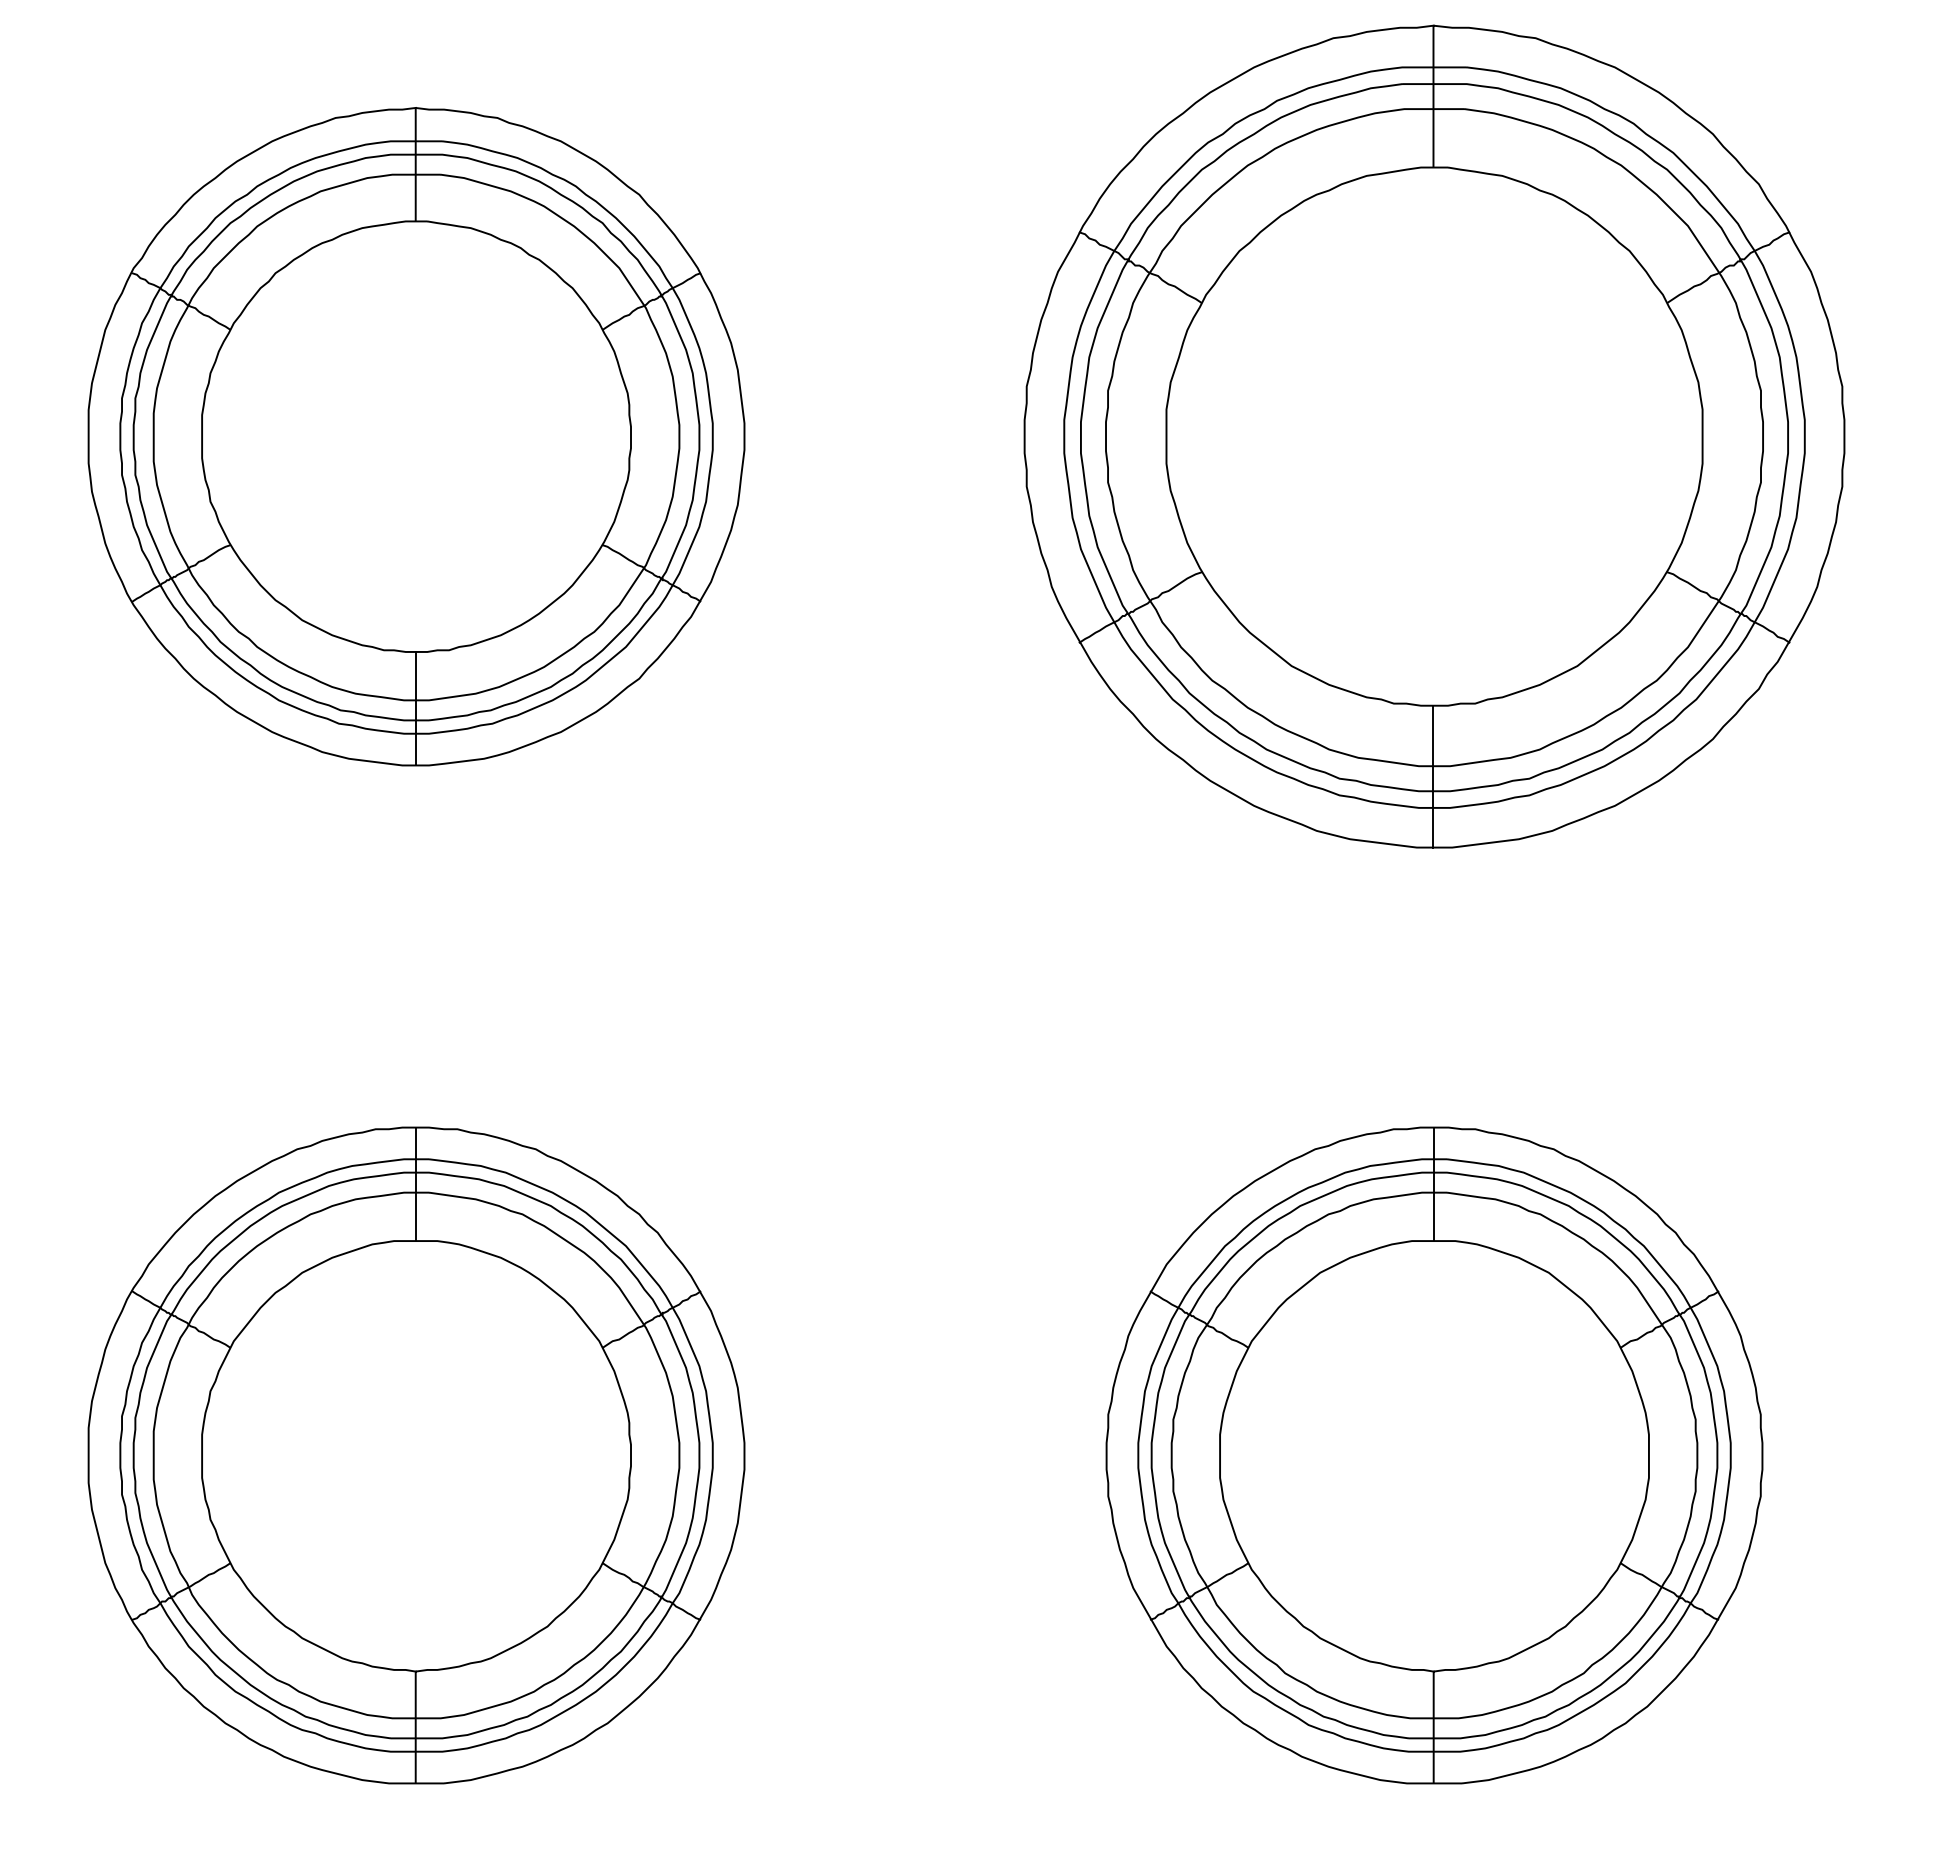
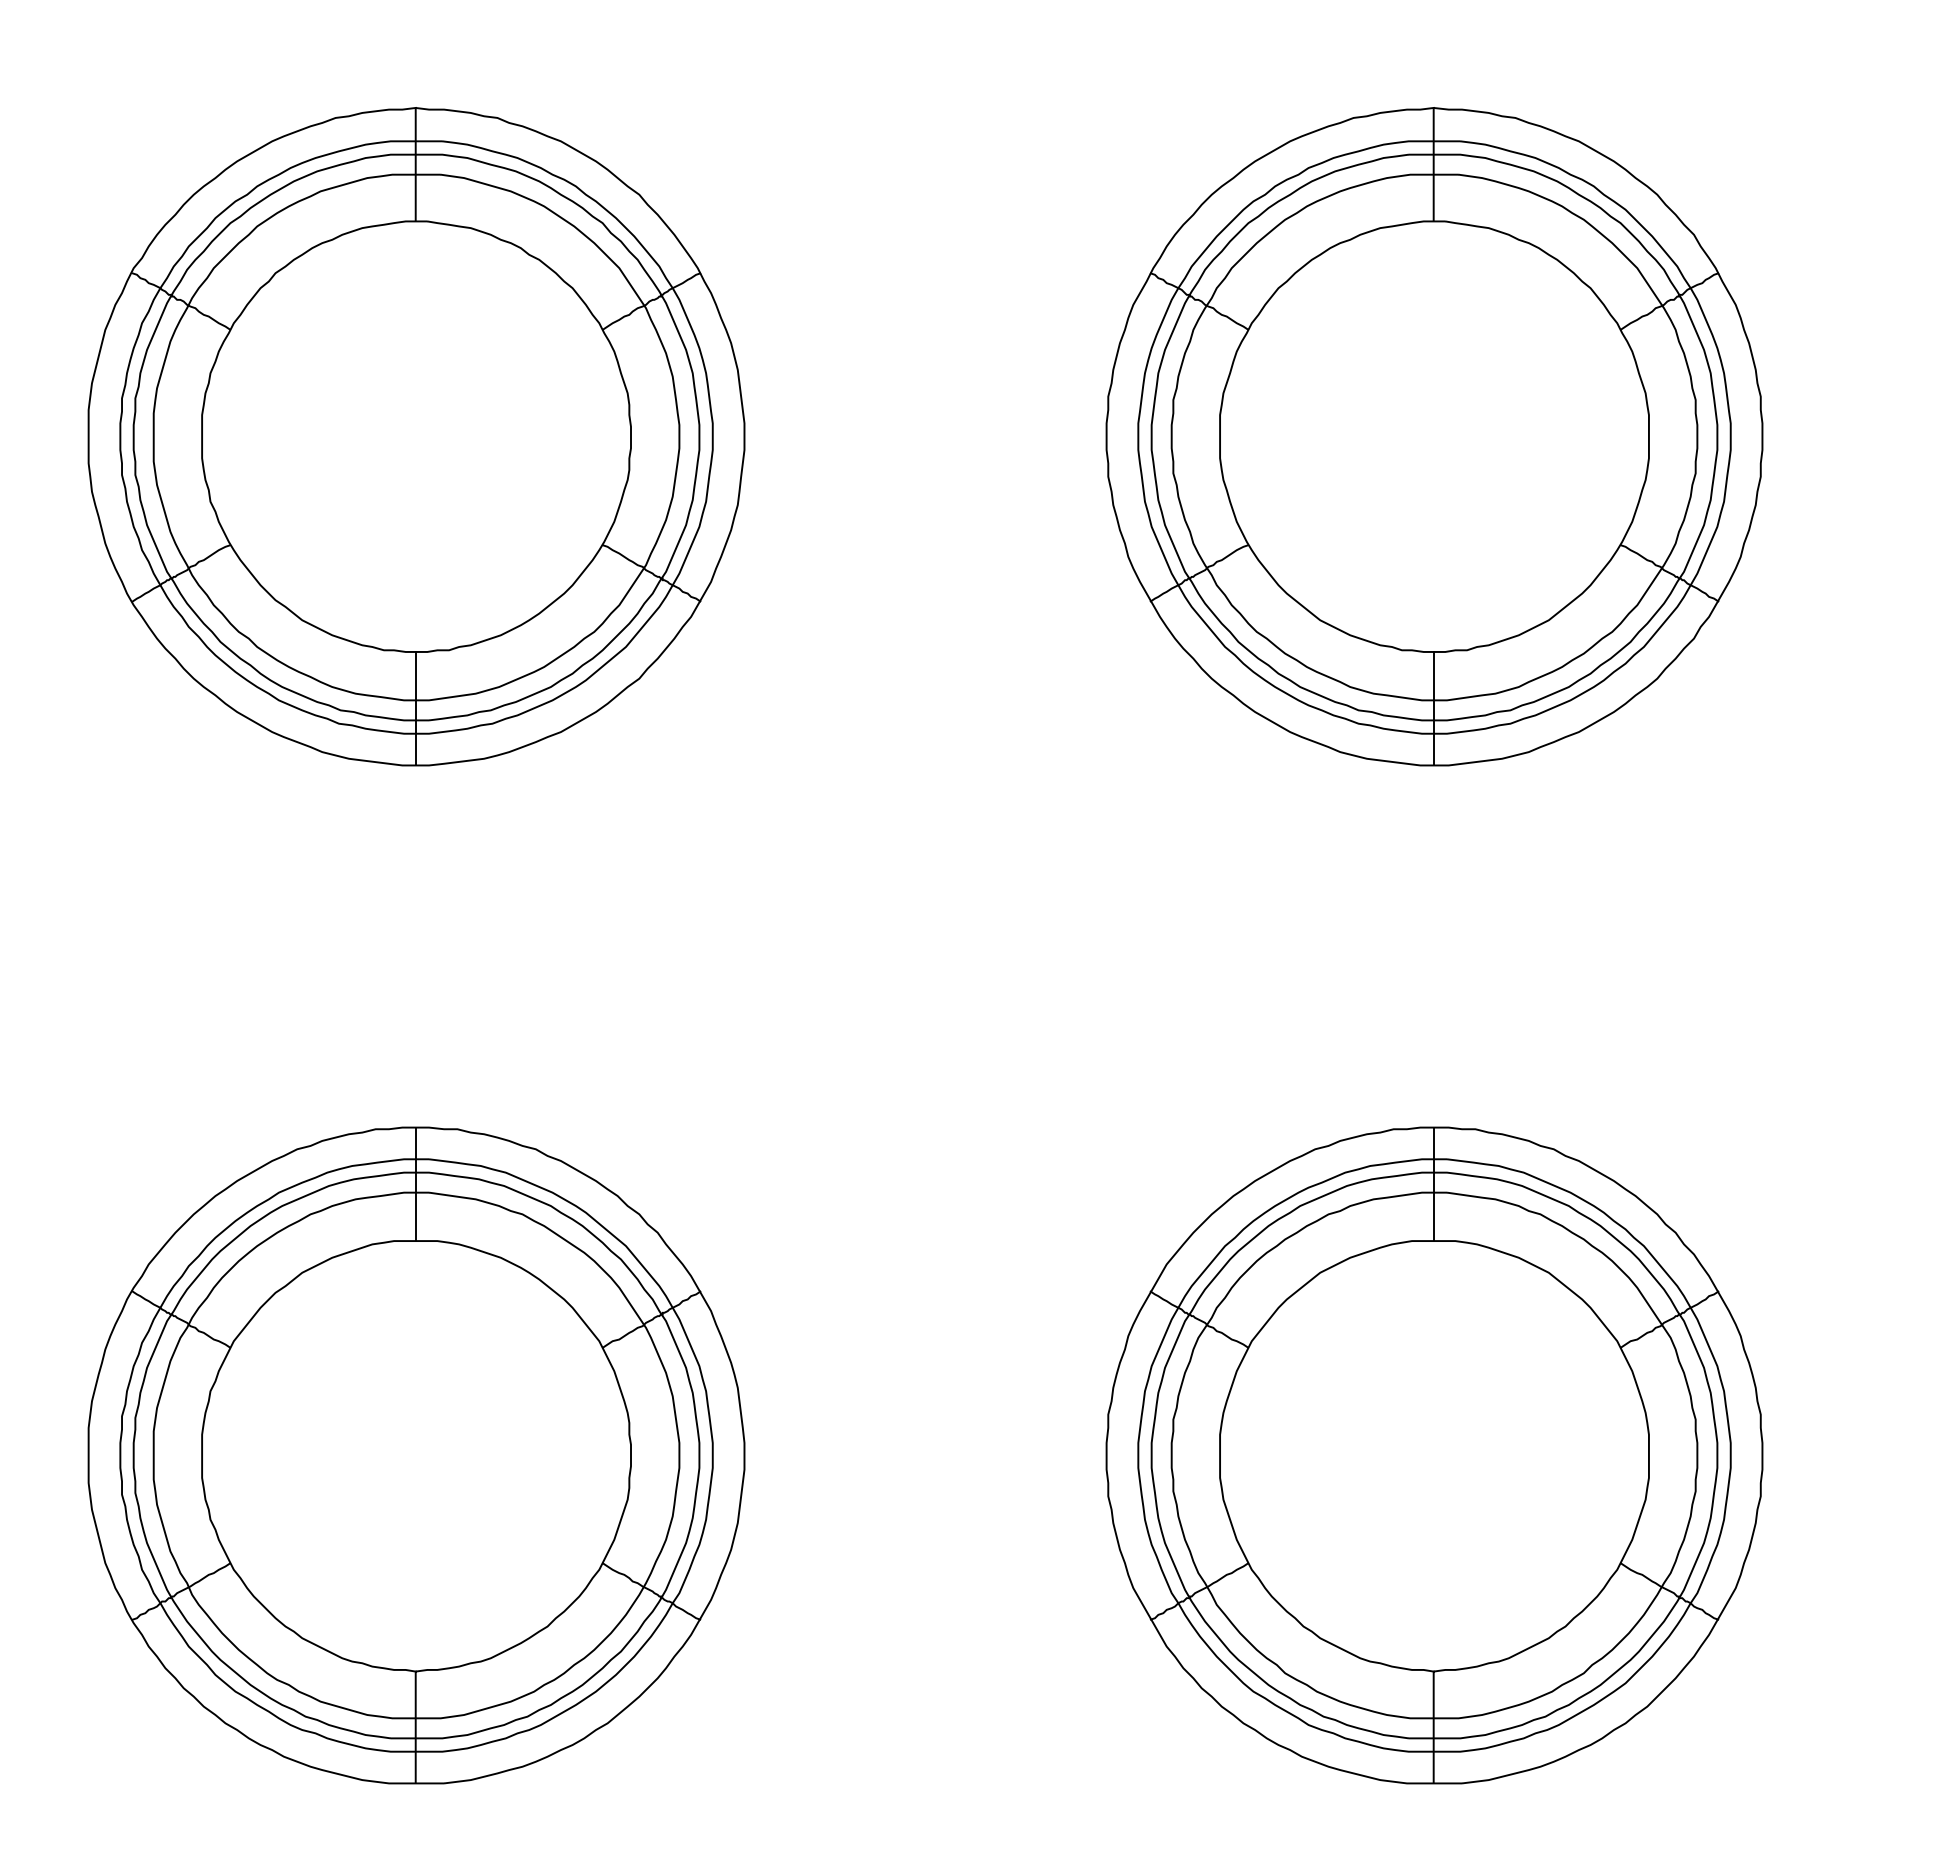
part size: 823x825 px -> 659x660 px (1434, 436)
